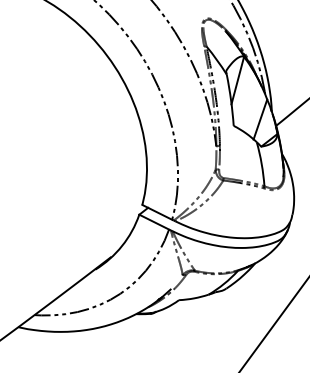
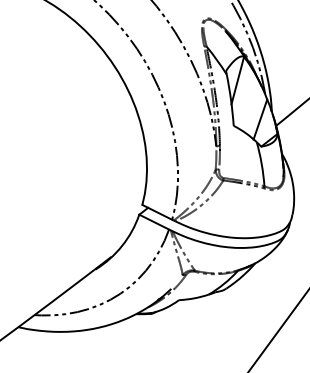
line position: (273, 324) -> (278, 330) (278, 330)
